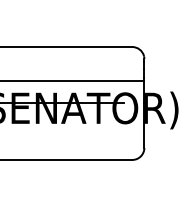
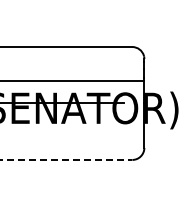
line: solid -> dashed (66, 159)
